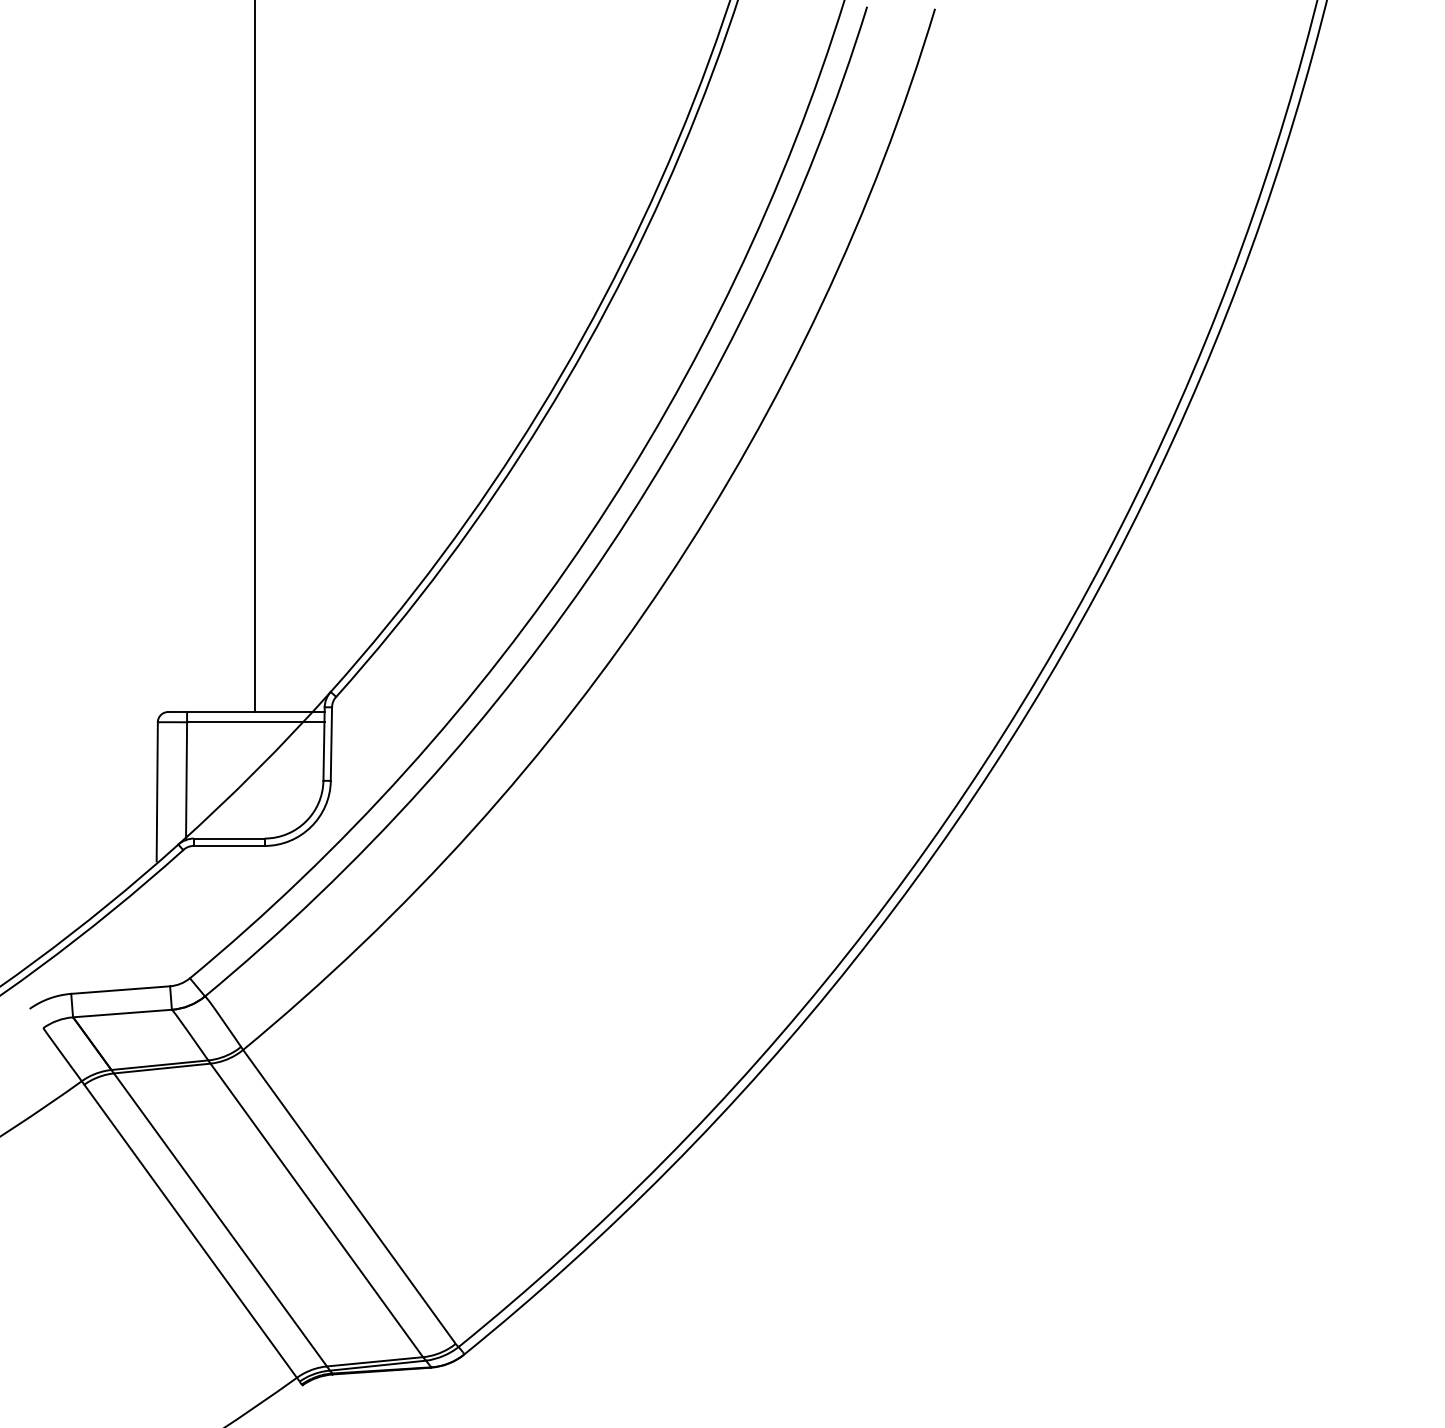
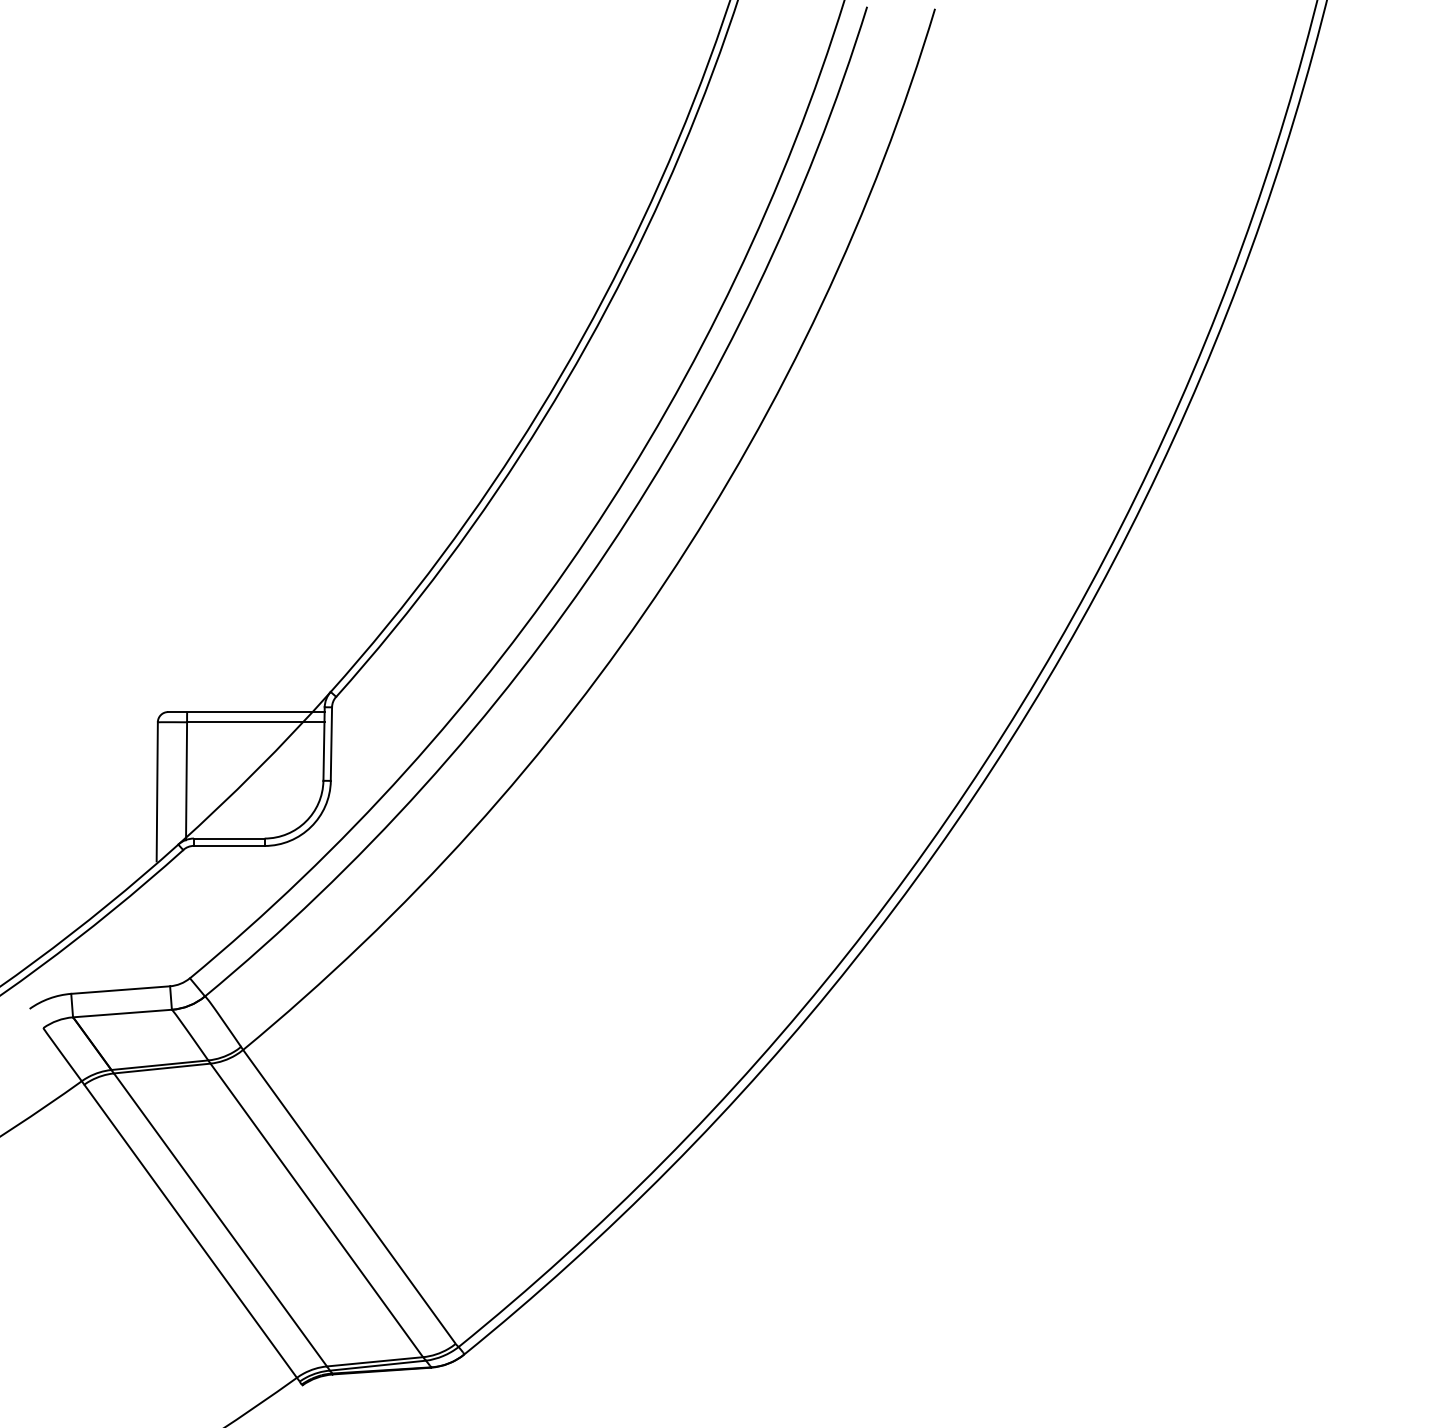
line: present -> none (254, 357)
